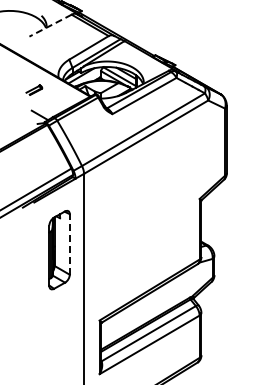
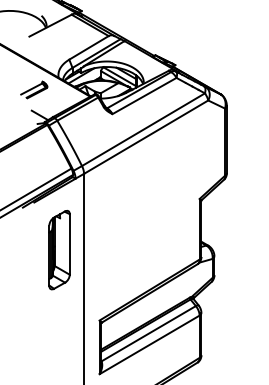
line: dashed -> solid (50, 25)
part size: 19x12 px -> 29x20 px (34, 89)
line: dashed -> solid (69, 243)
